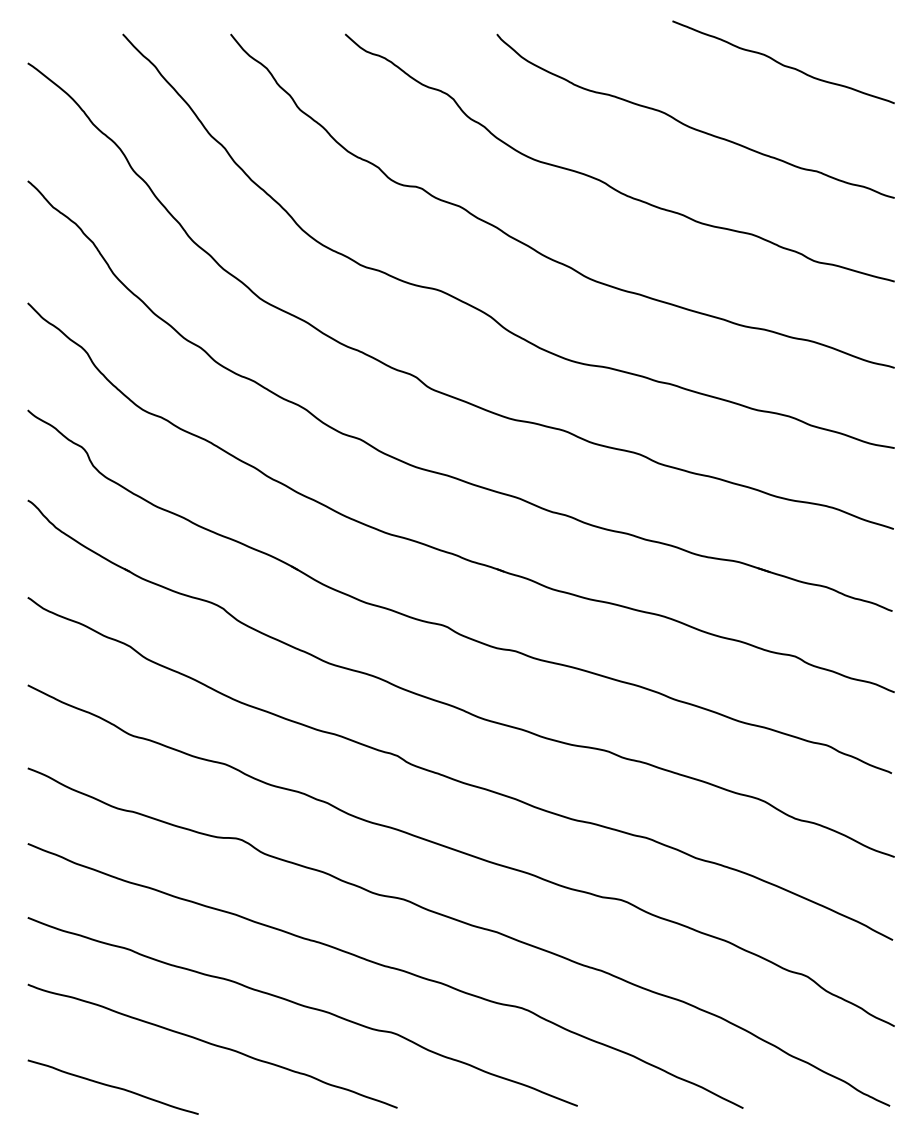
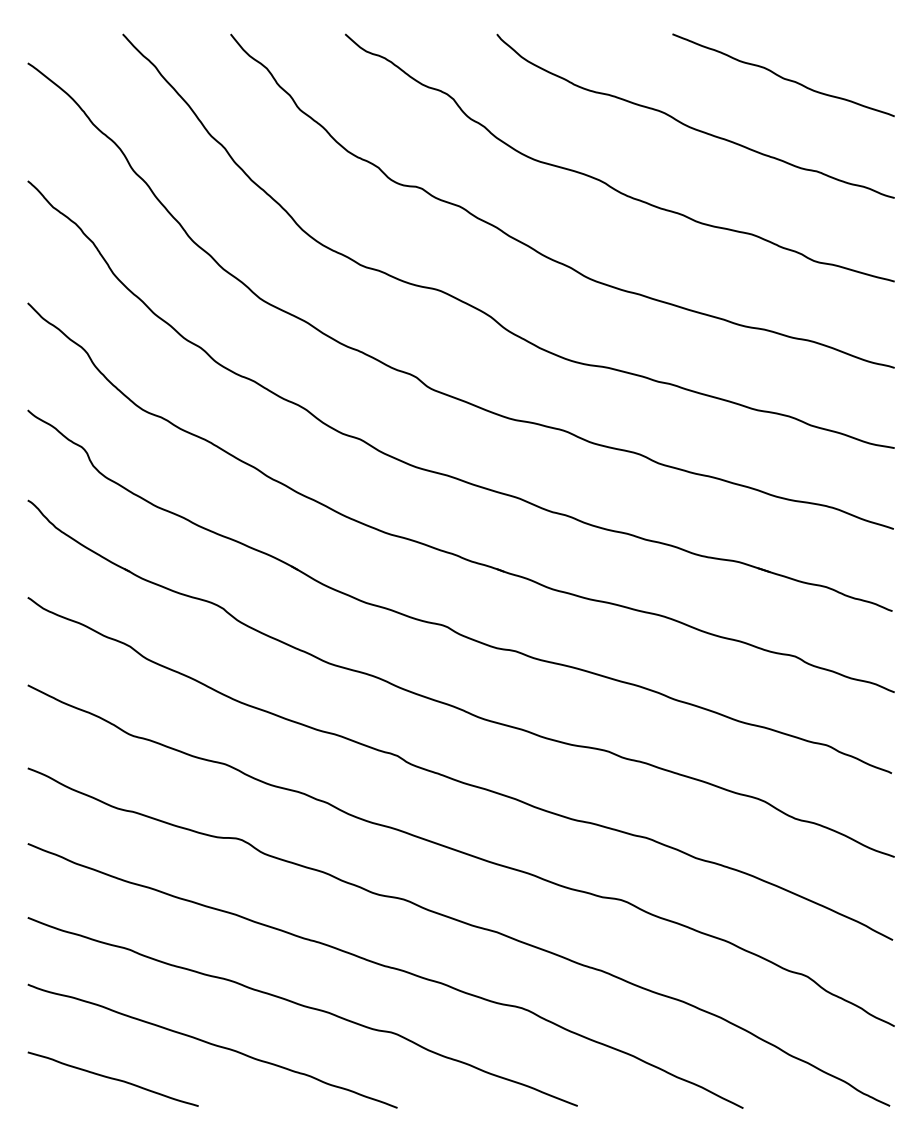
curve position: (782, 63) -> (782, 76) (782, 76)
curve position: (112, 1086) -> (112, 1078) (112, 1078)
